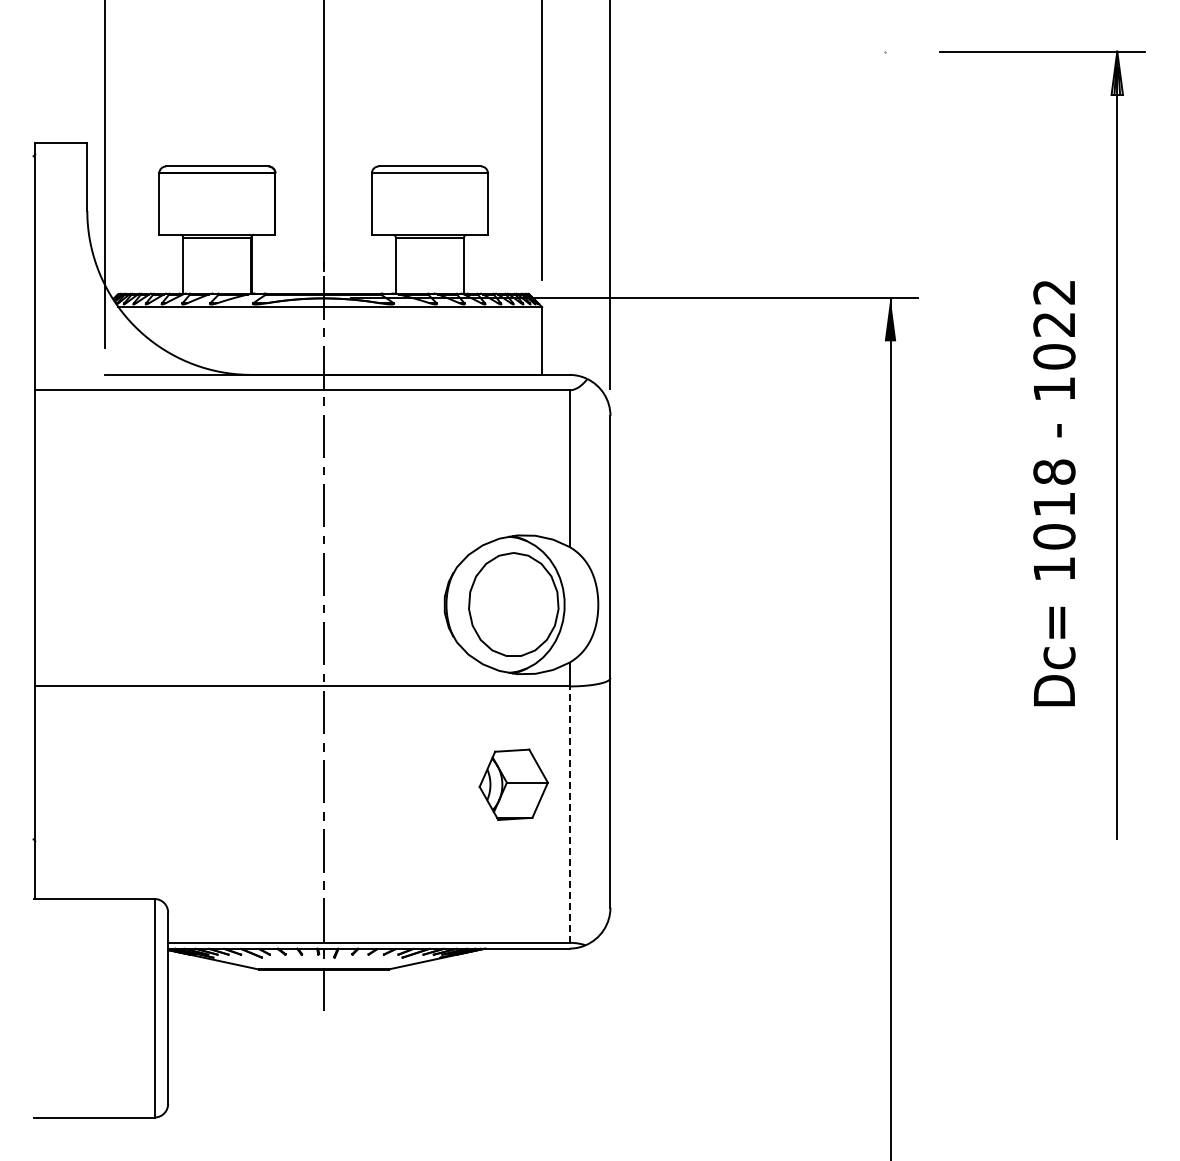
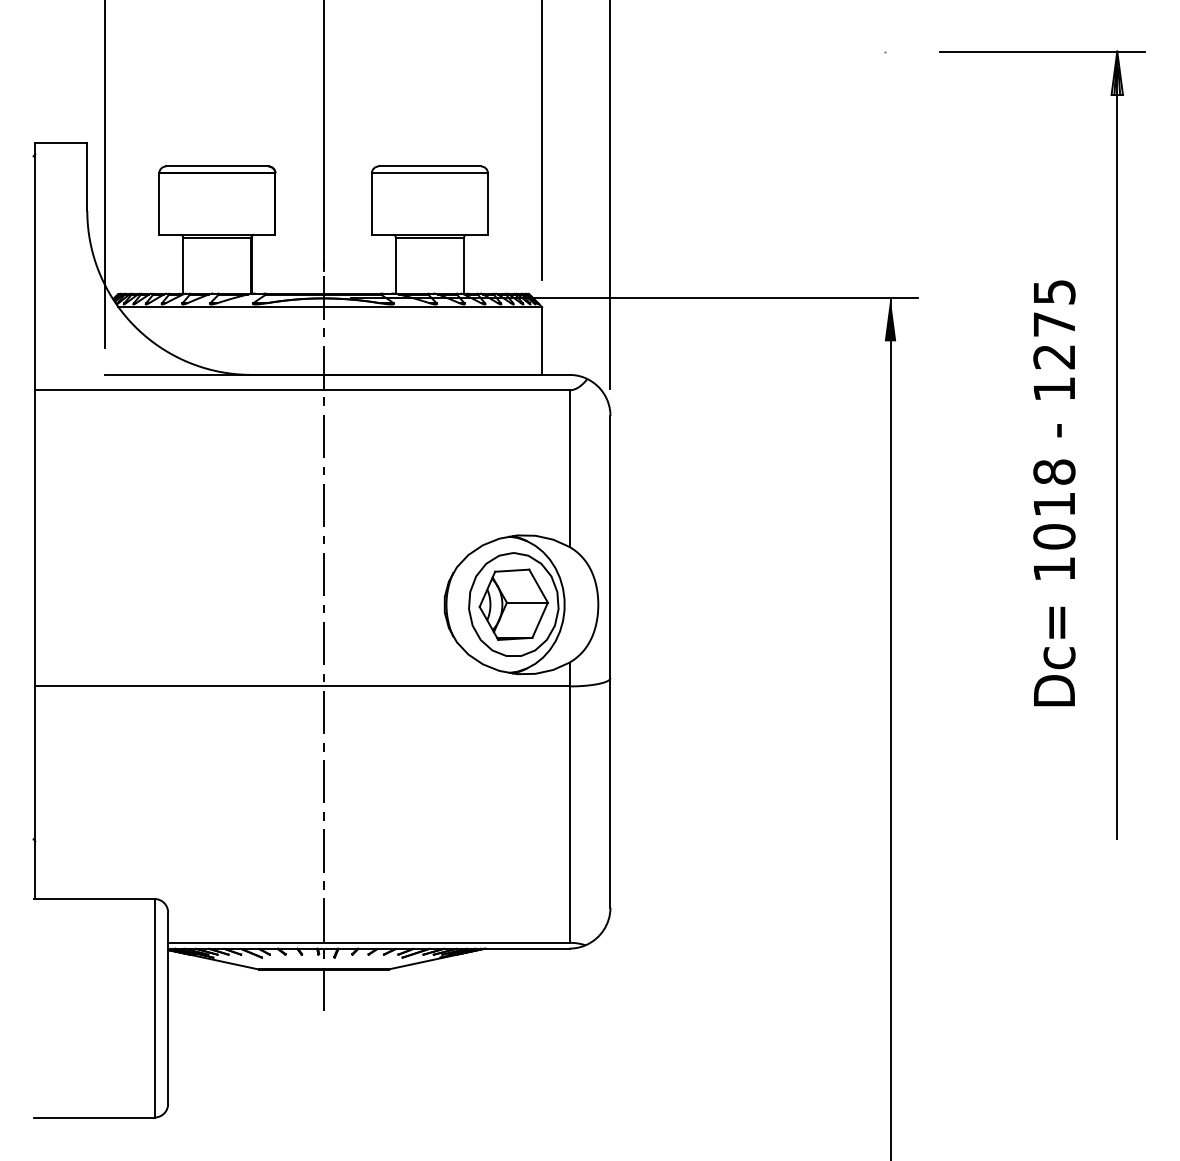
text: 1022 -> 1275 (1054, 324)
part position: (513, 784) -> (513, 604) (513, 604)
line: dashed -> solid (569, 814)
